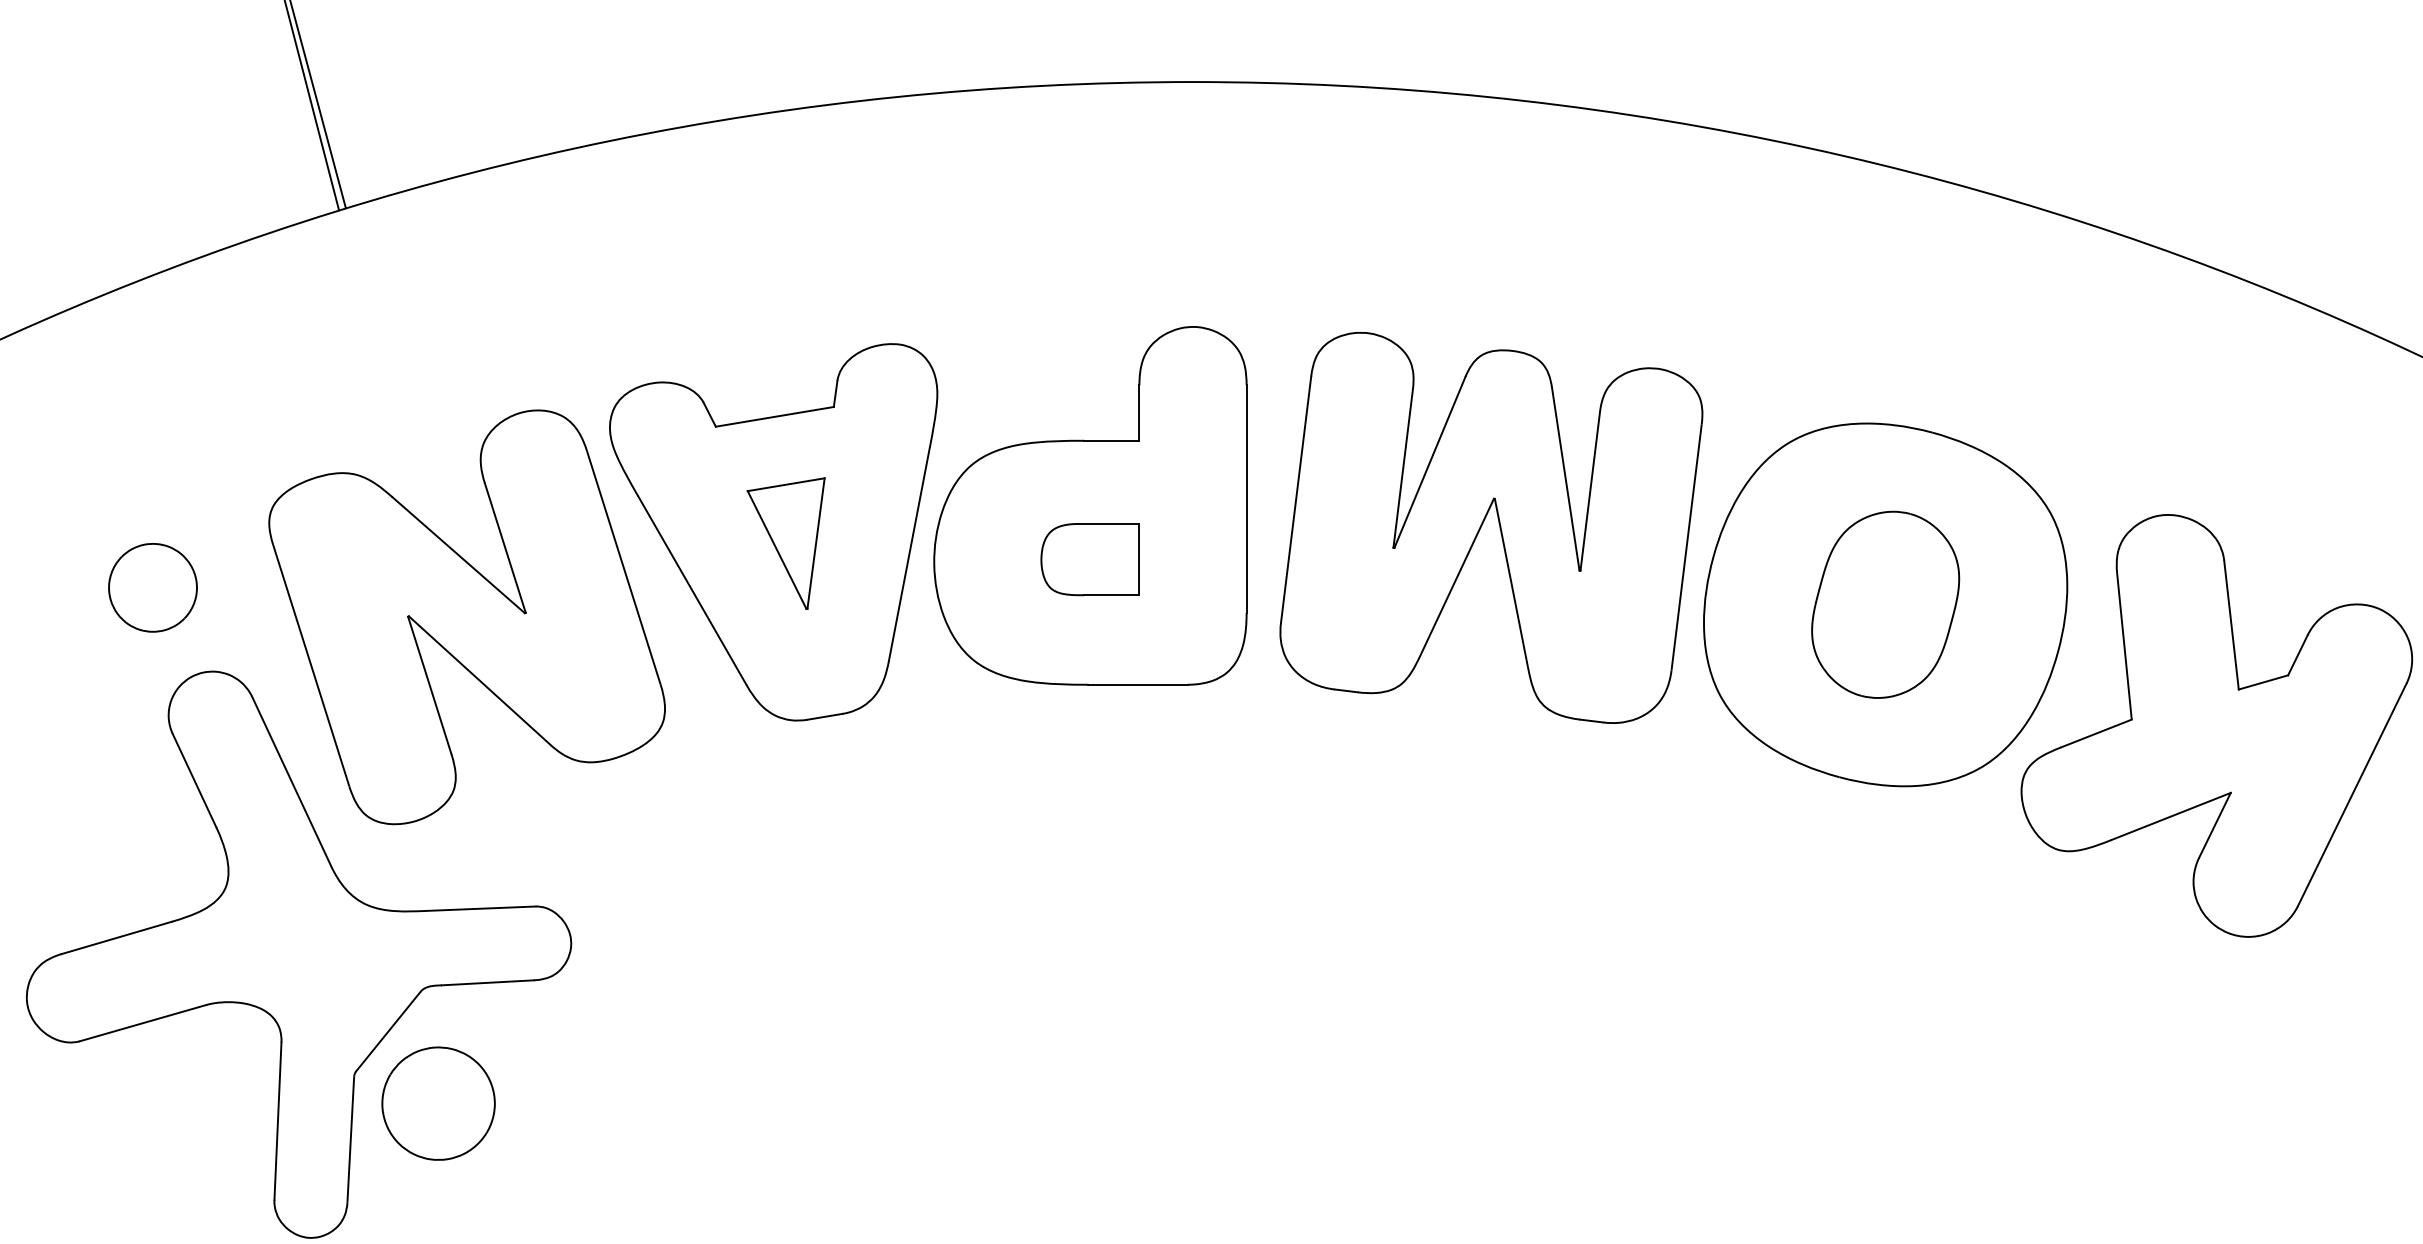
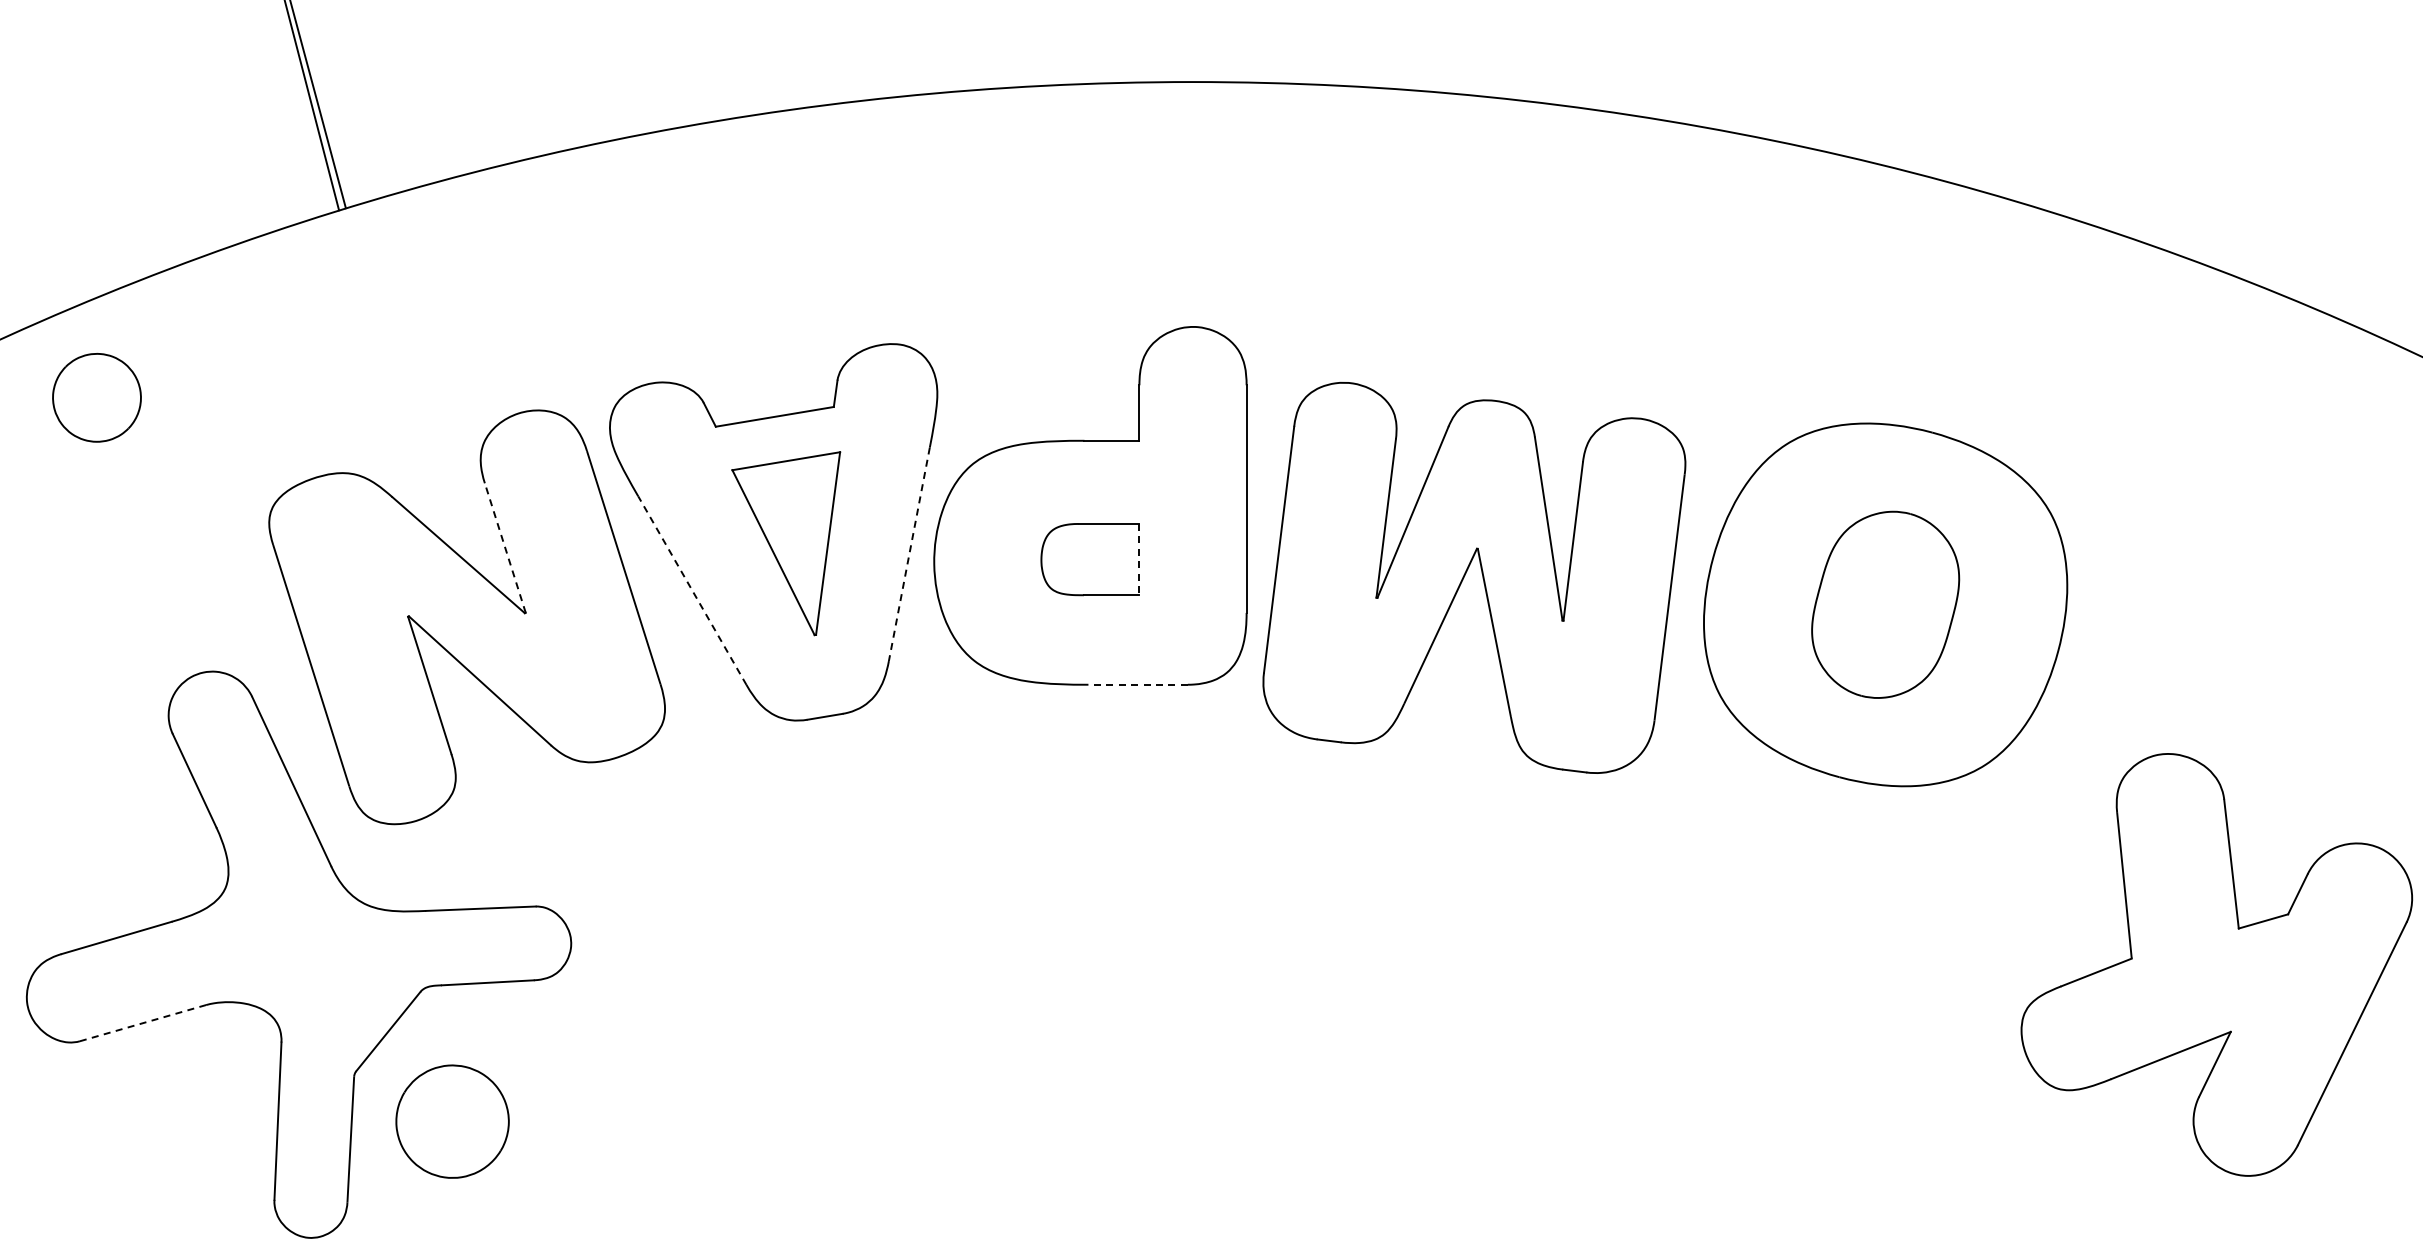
part position: (1499, 527) -> (1482, 577) (1482, 577)
part size: 80x133 px -> 111x186 px (786, 543)
line: solid -> dashed (505, 548)
line: solid -> dashed (909, 554)
line: solid -> dashed (1139, 559)
part position: (152, 587) -> (96, 397) (96, 397)
line: solid -> dashed (692, 590)
line: solid -> dashed (1138, 684)
part position: (2216, 725) -> (2216, 964) (2216, 964)
line: solid -> dashed (143, 1023)
part position: (438, 1103) -> (452, 1121) (452, 1121)
